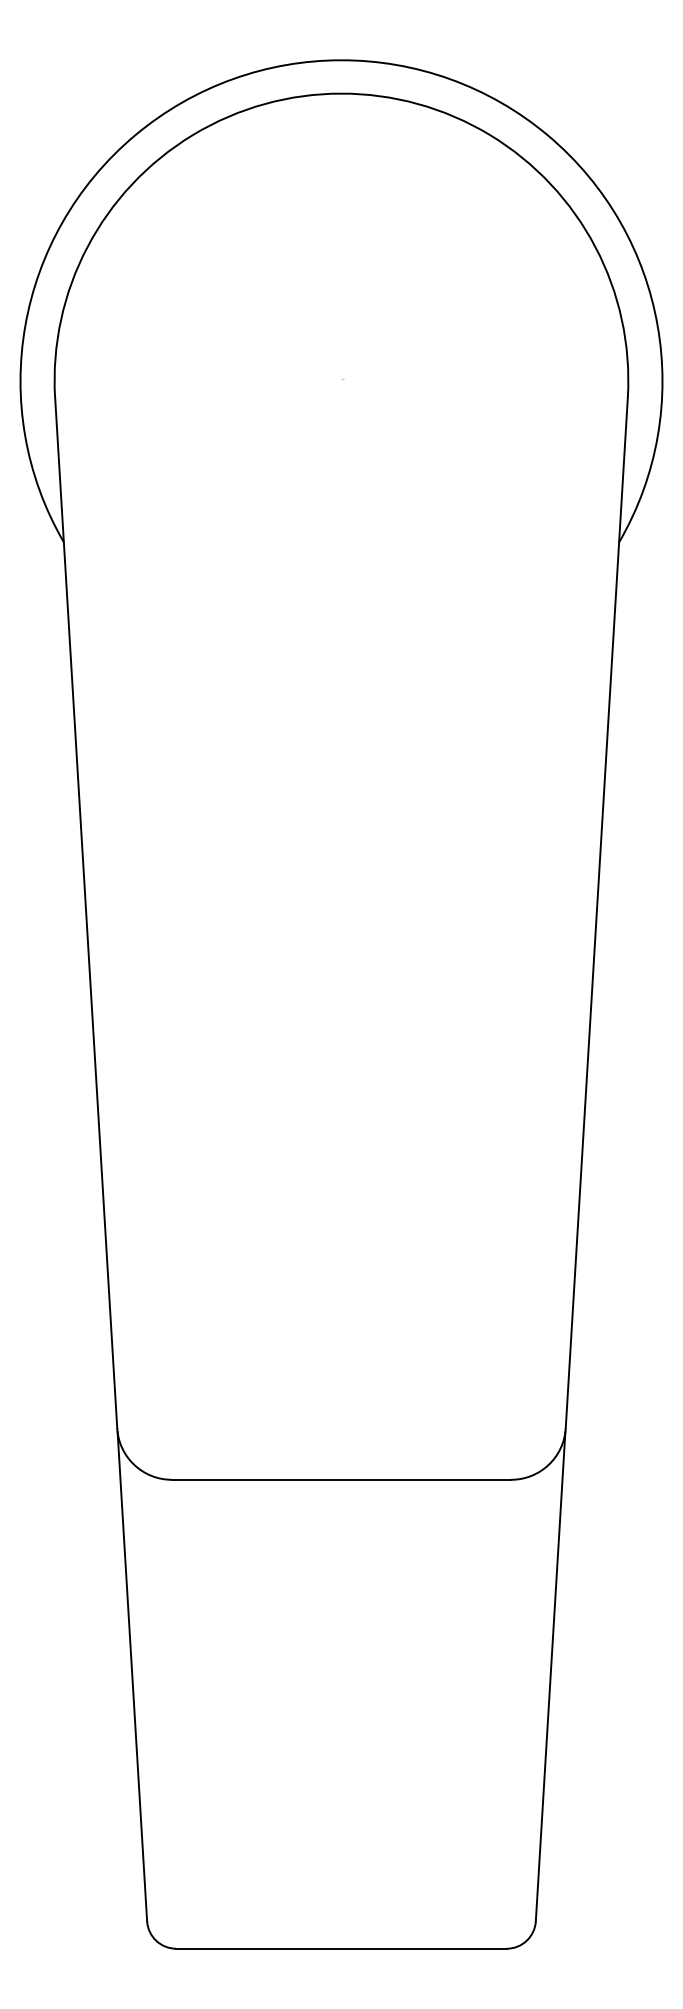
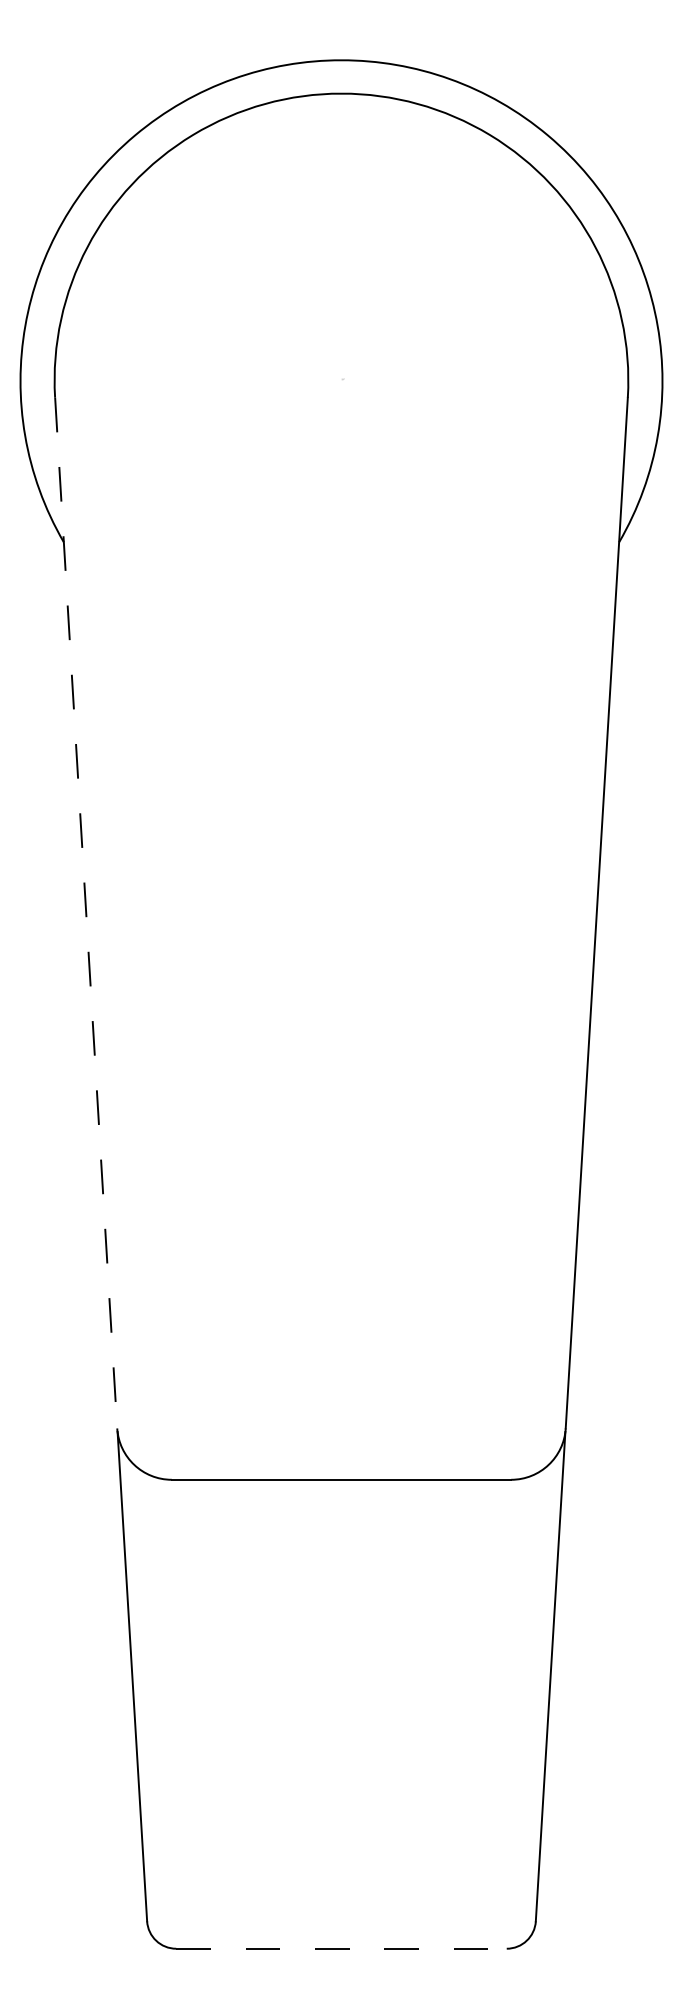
line: solid -> dashed (86, 913)
line: solid -> dashed (341, 1948)
